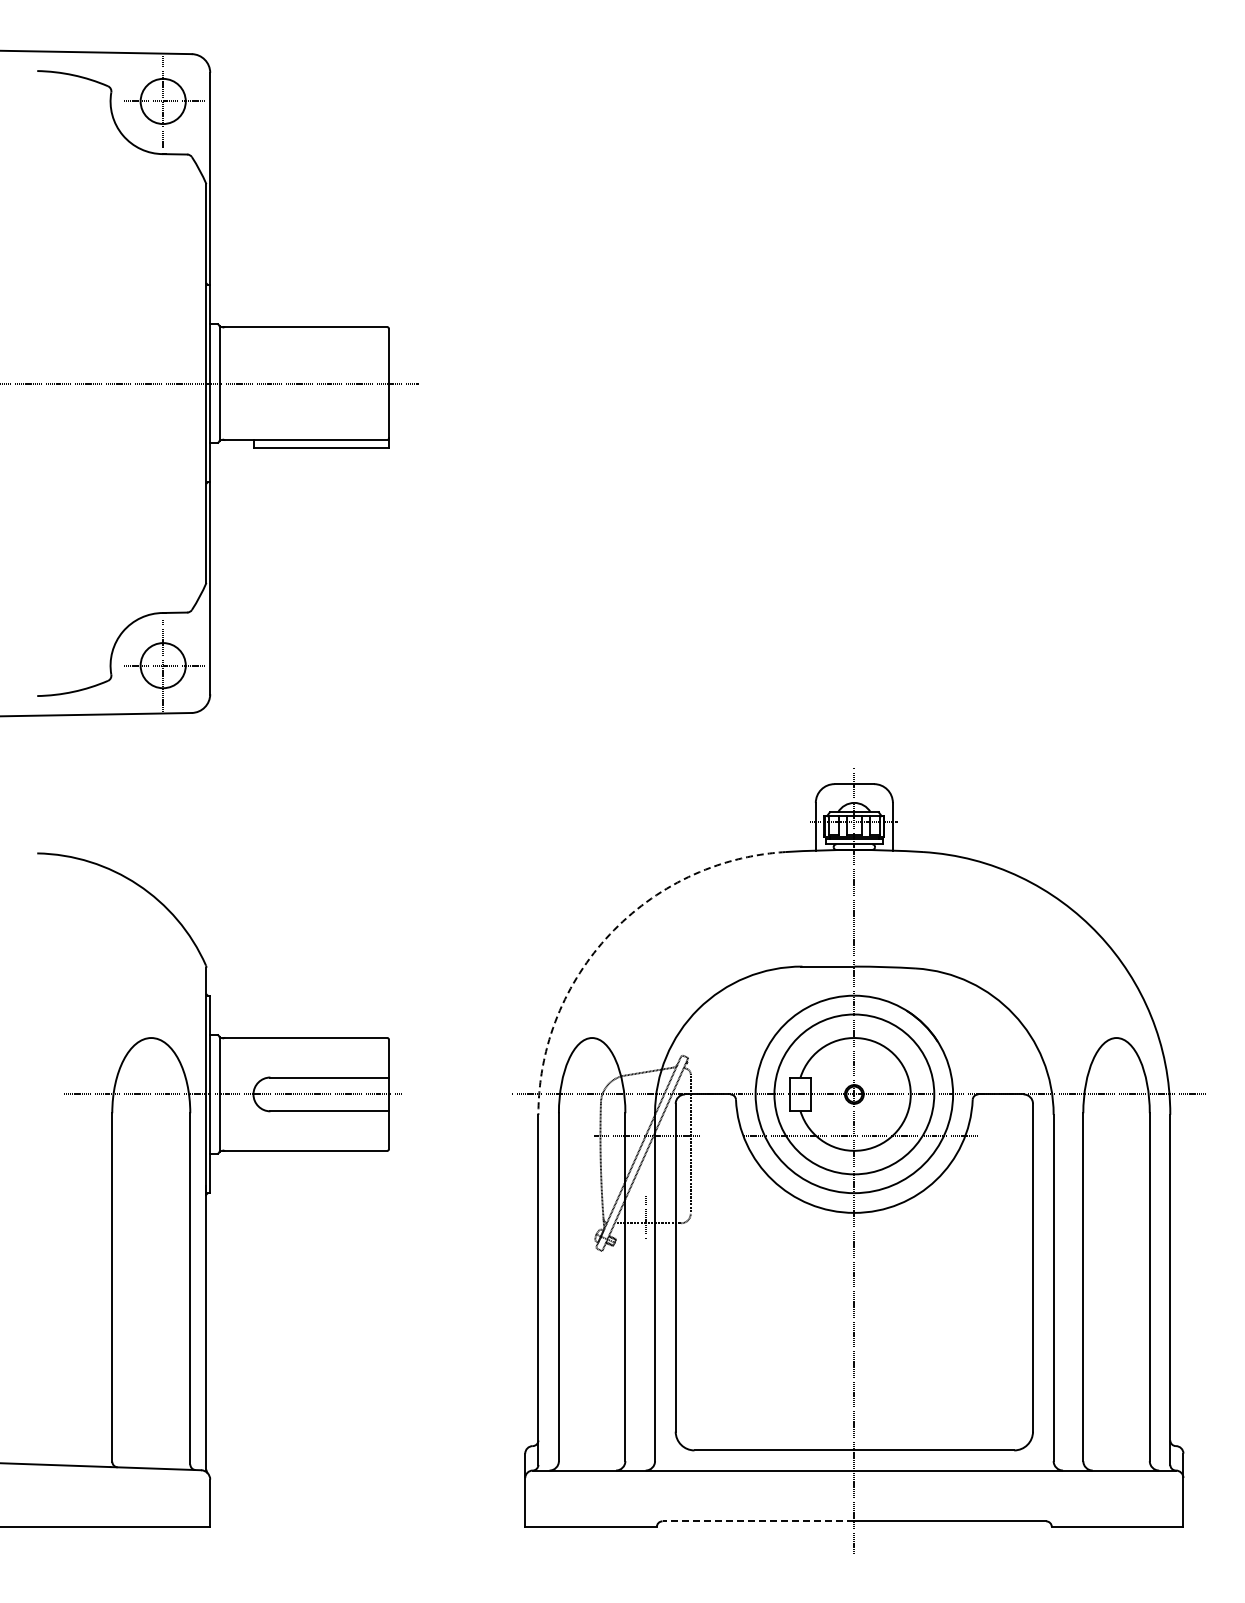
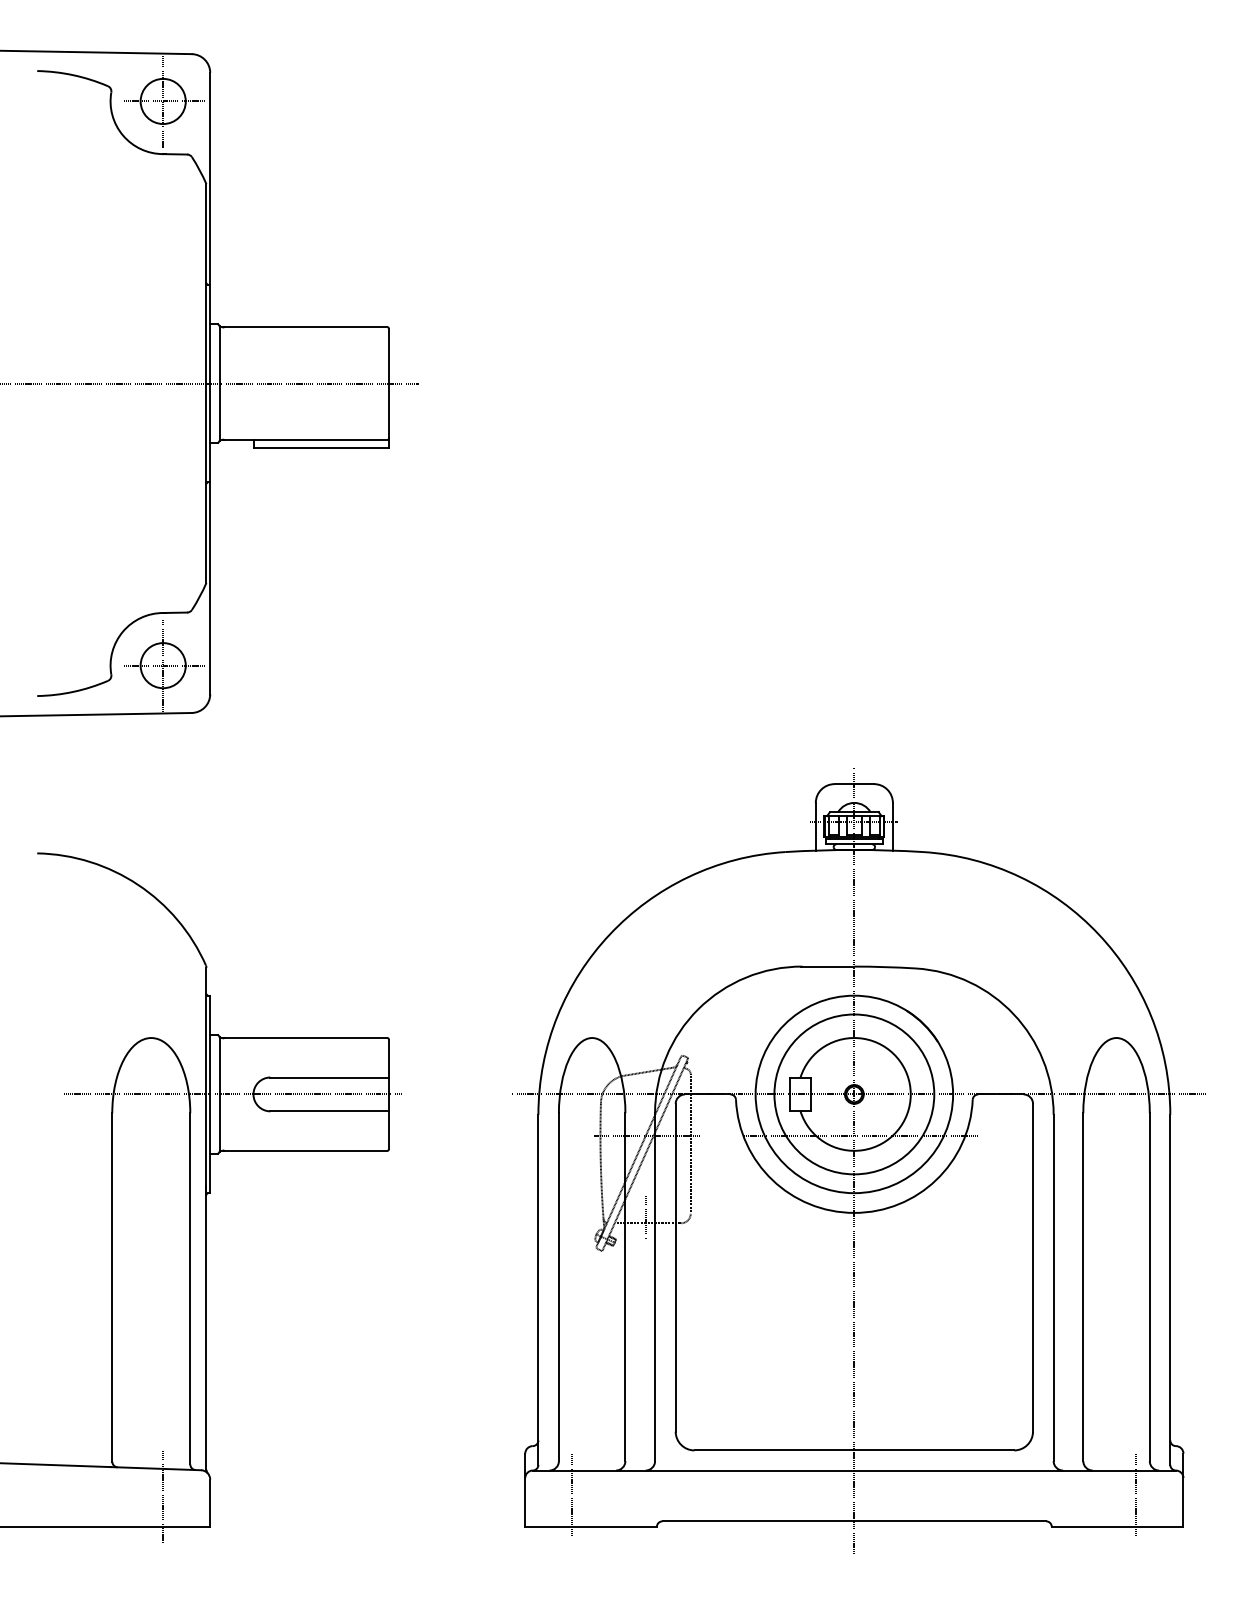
arc: dashed -> solid (609, 934)
line: none -> present (572, 1494)
line: none -> present (1136, 1494)
line: none -> present (163, 1496)
line: dashed -> solid (758, 1521)
